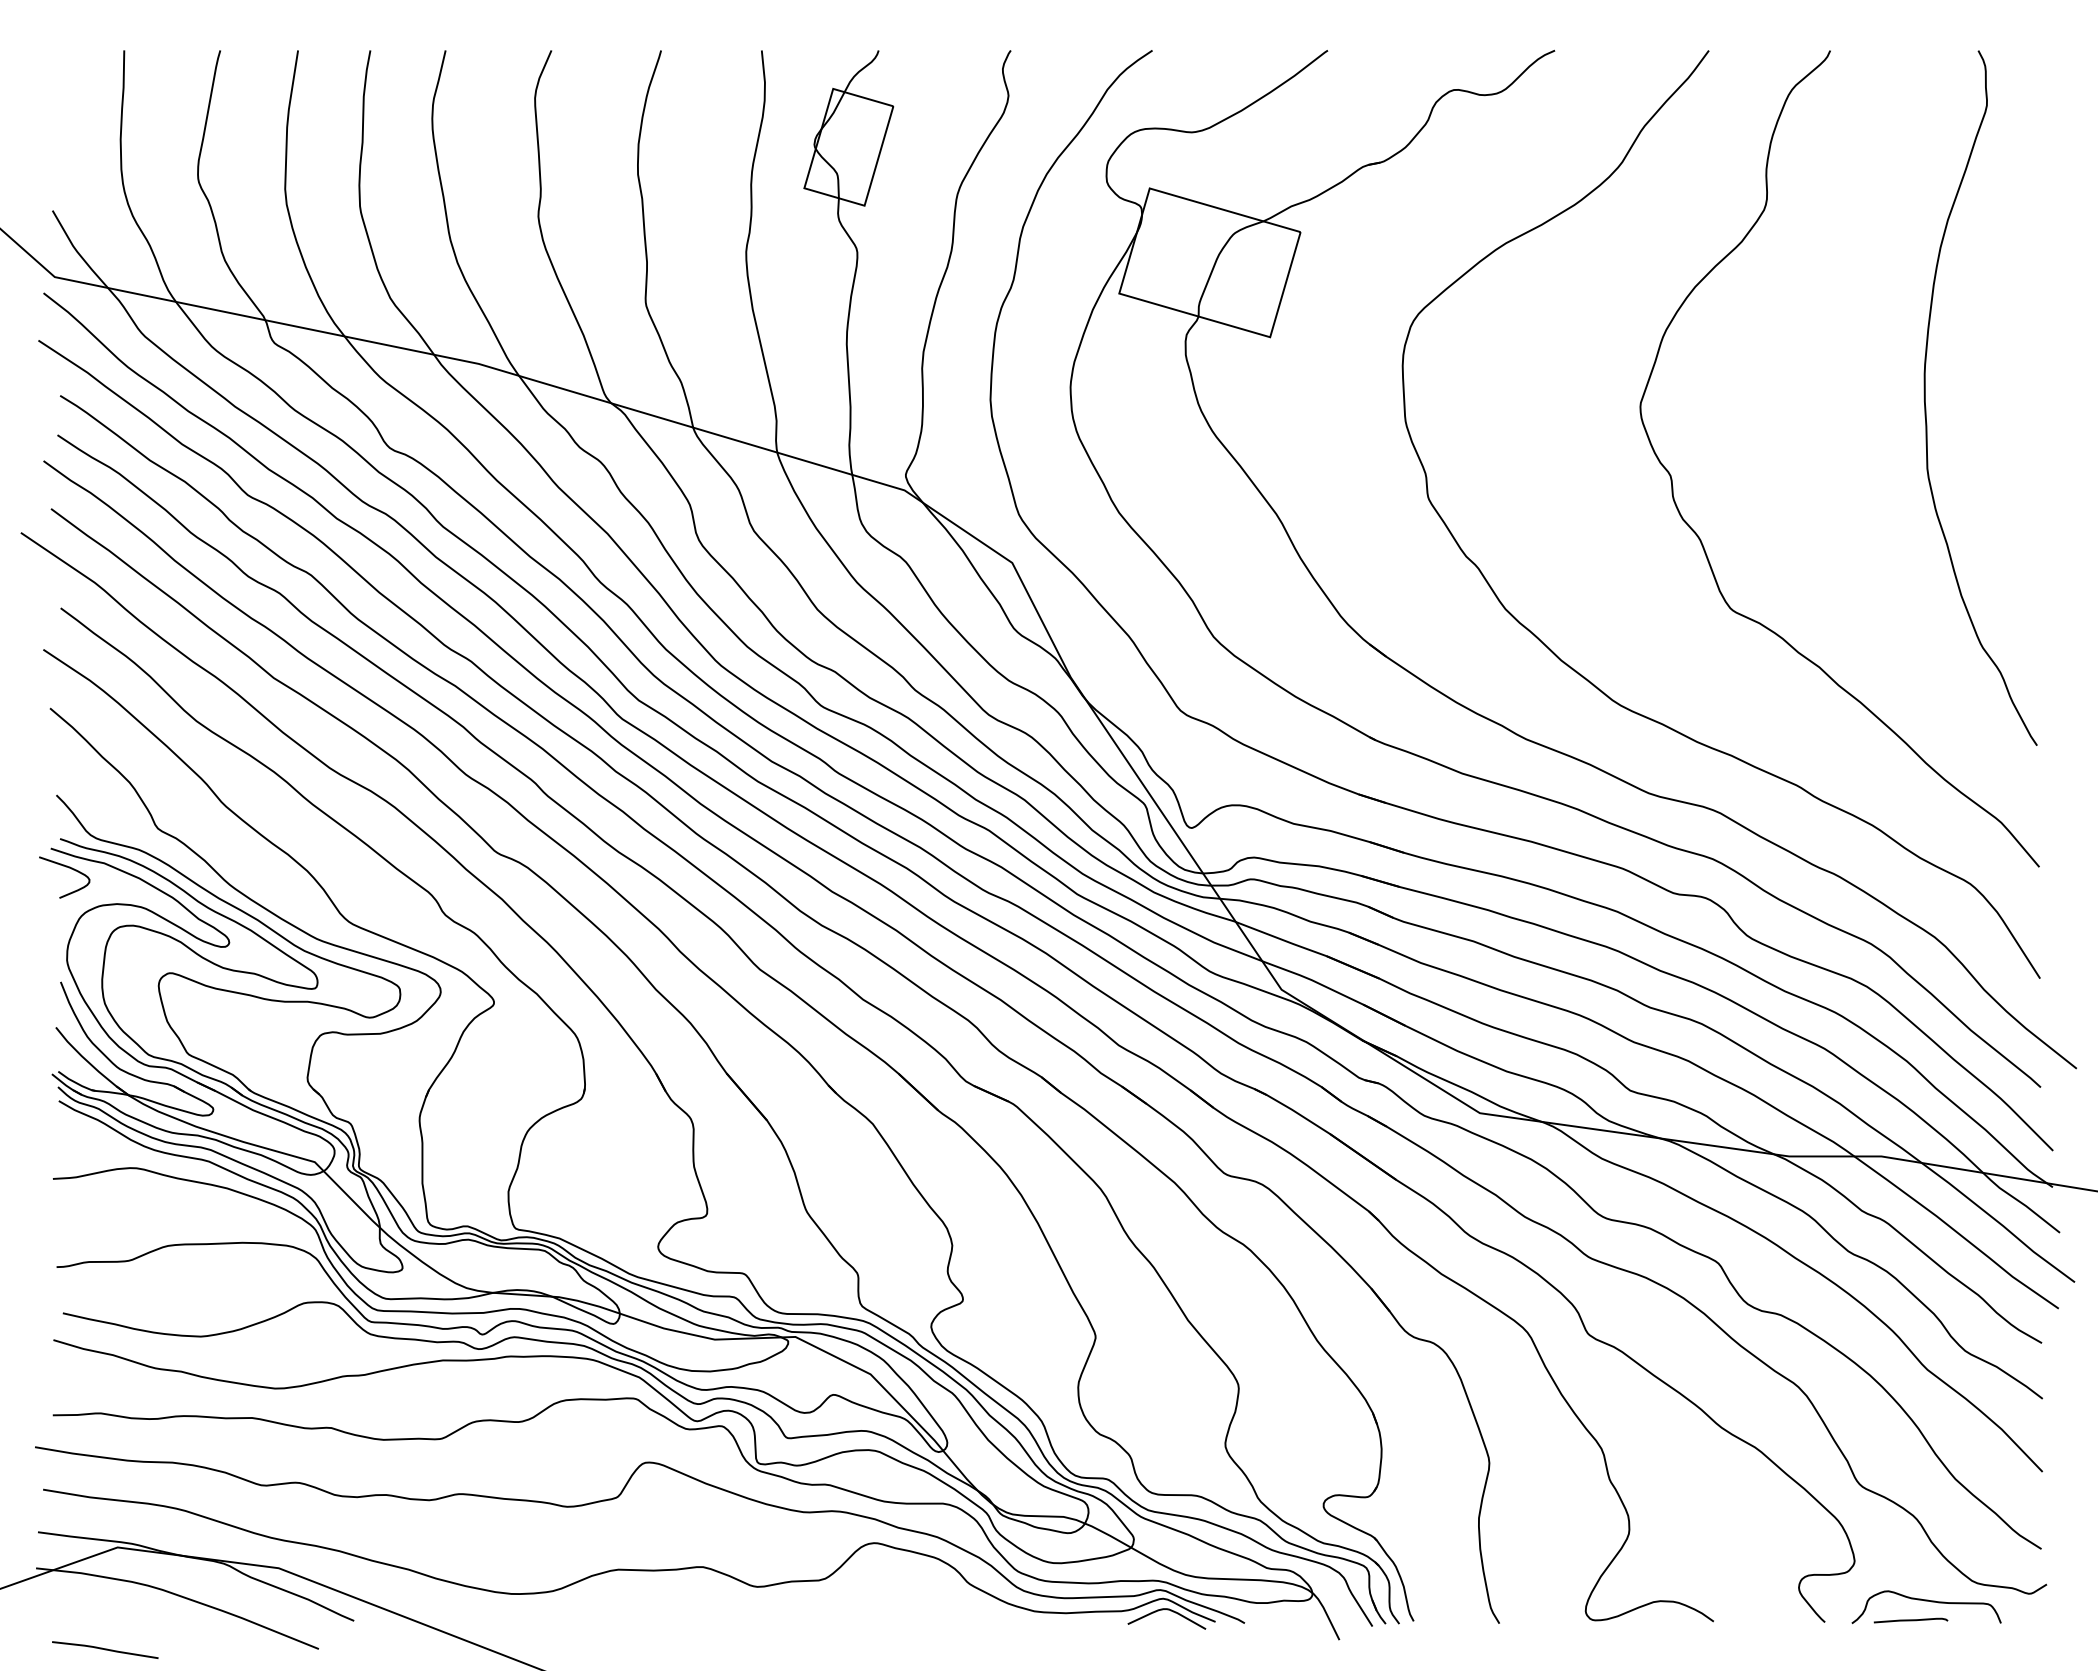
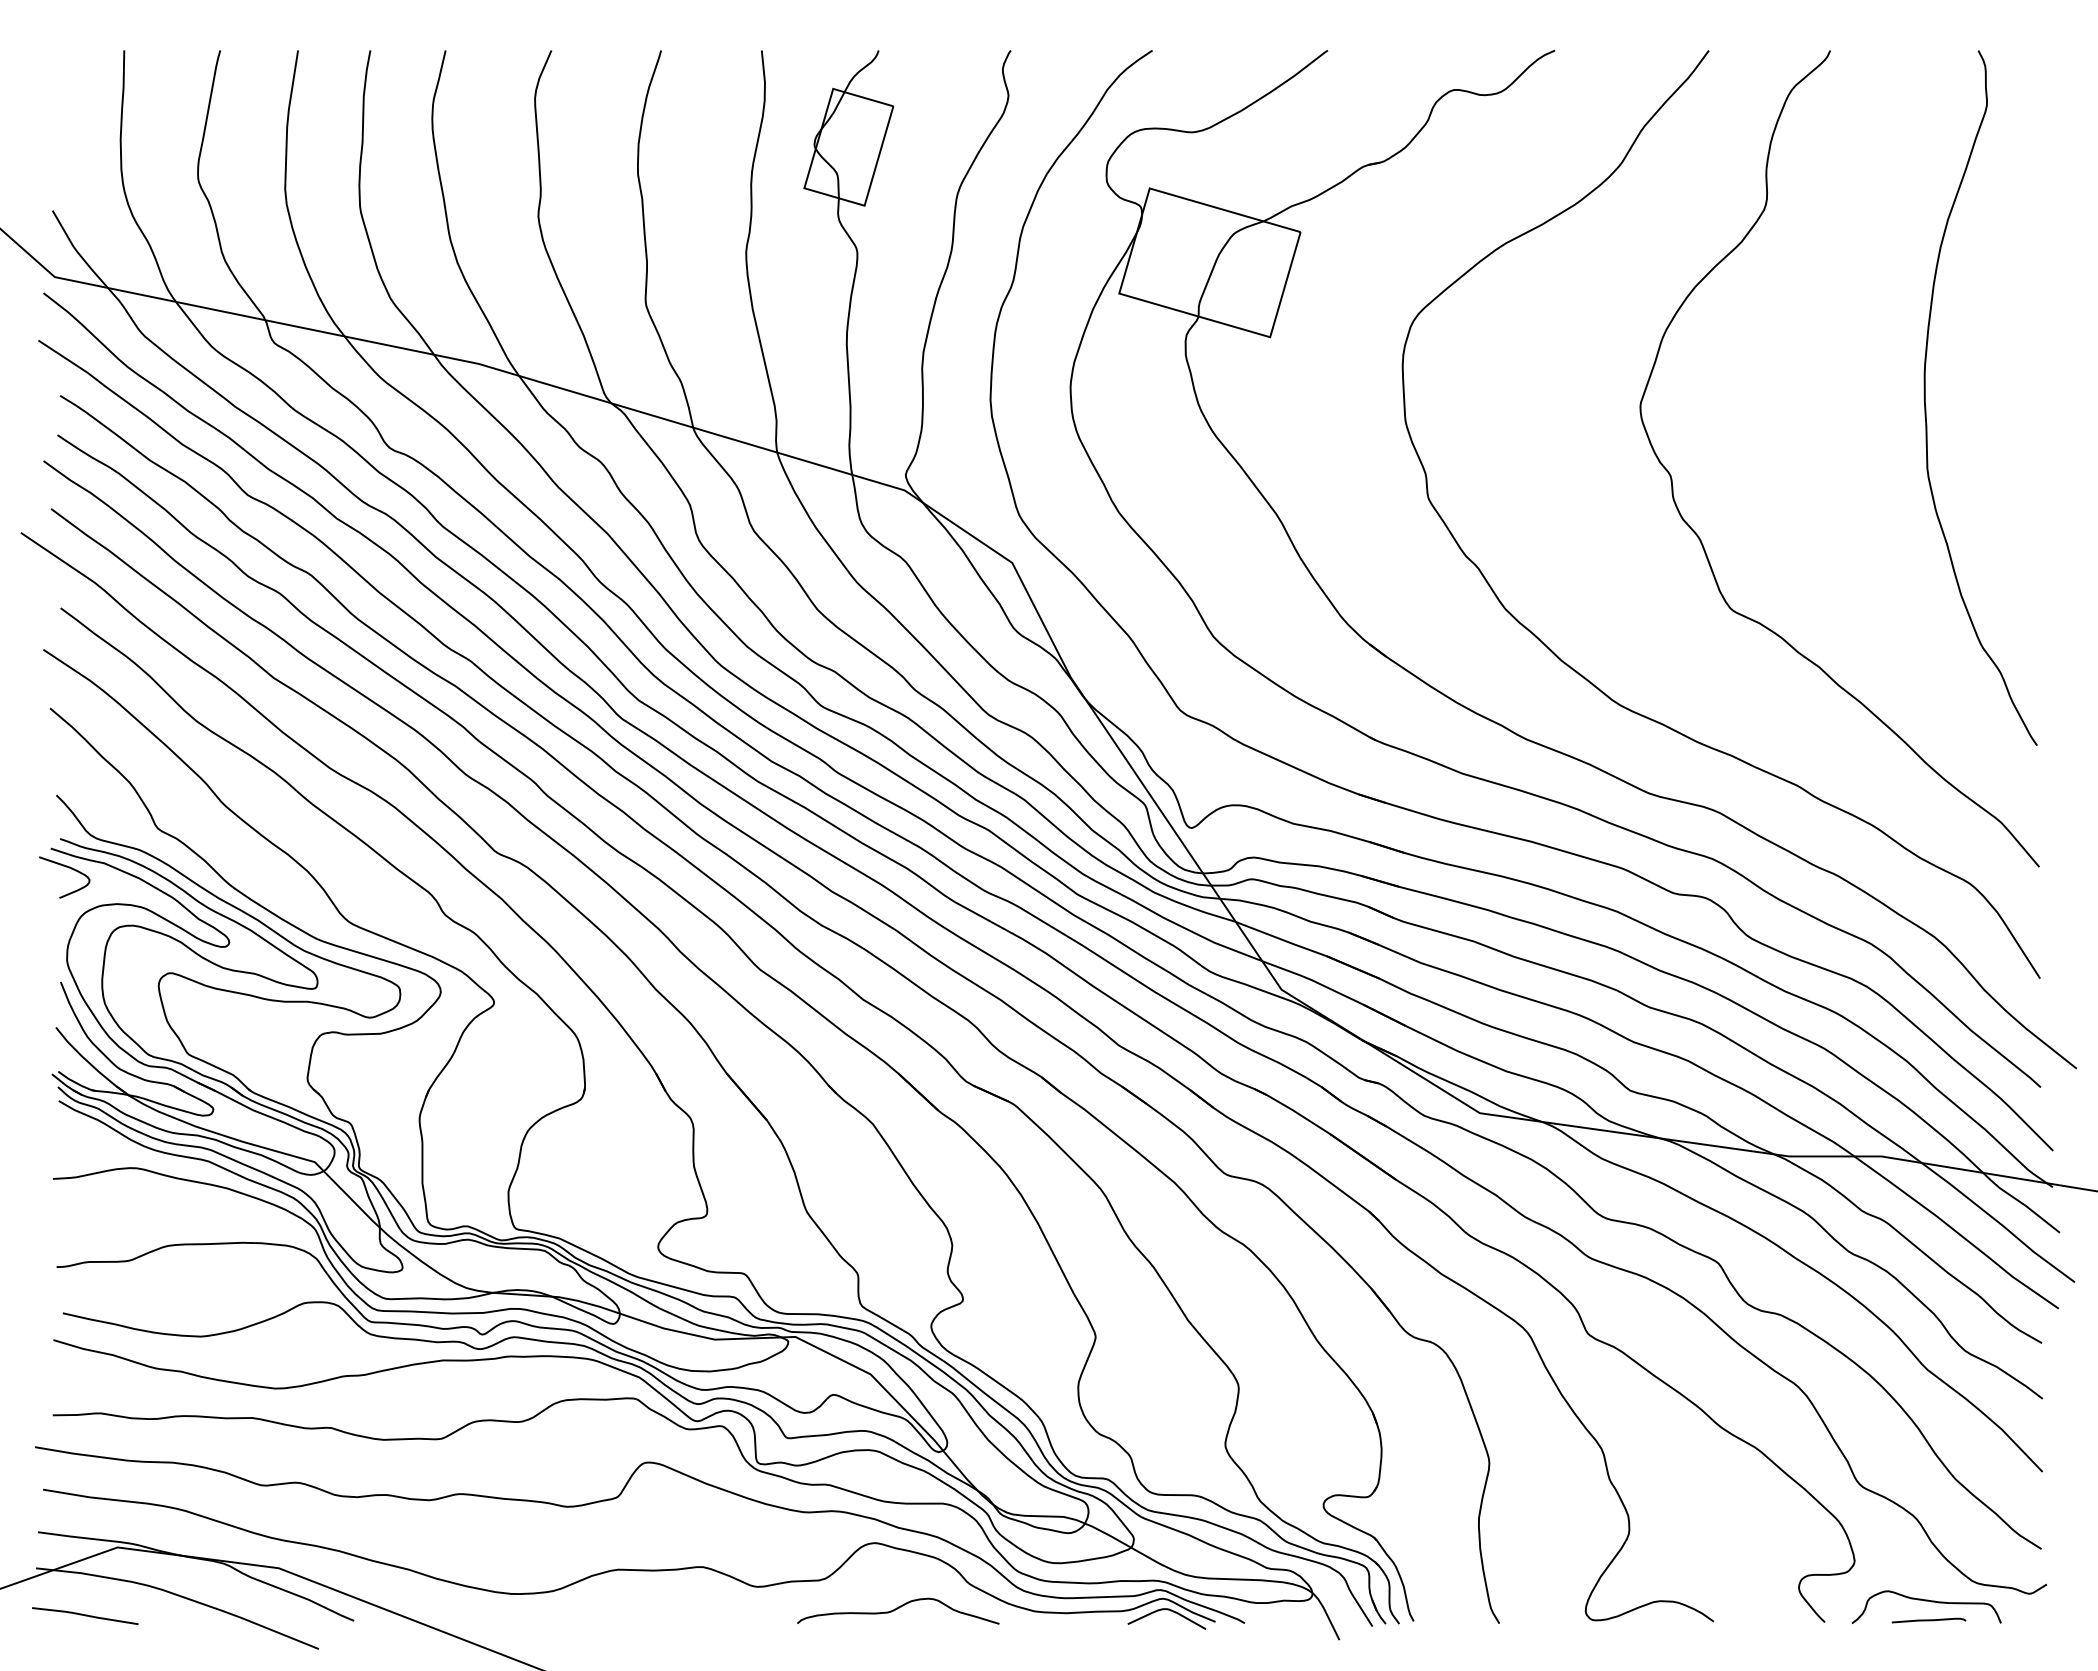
curve: none -> present (897, 1609)
curve position: (1910, 1620) -> (1928, 1620) (1928, 1620)
line position: (105, 1649) -> (85, 1615) (85, 1615)
